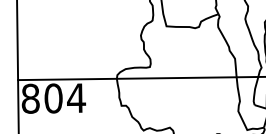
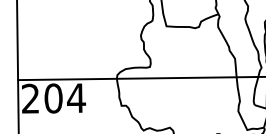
text: 804 -> 204 (30, 98)
